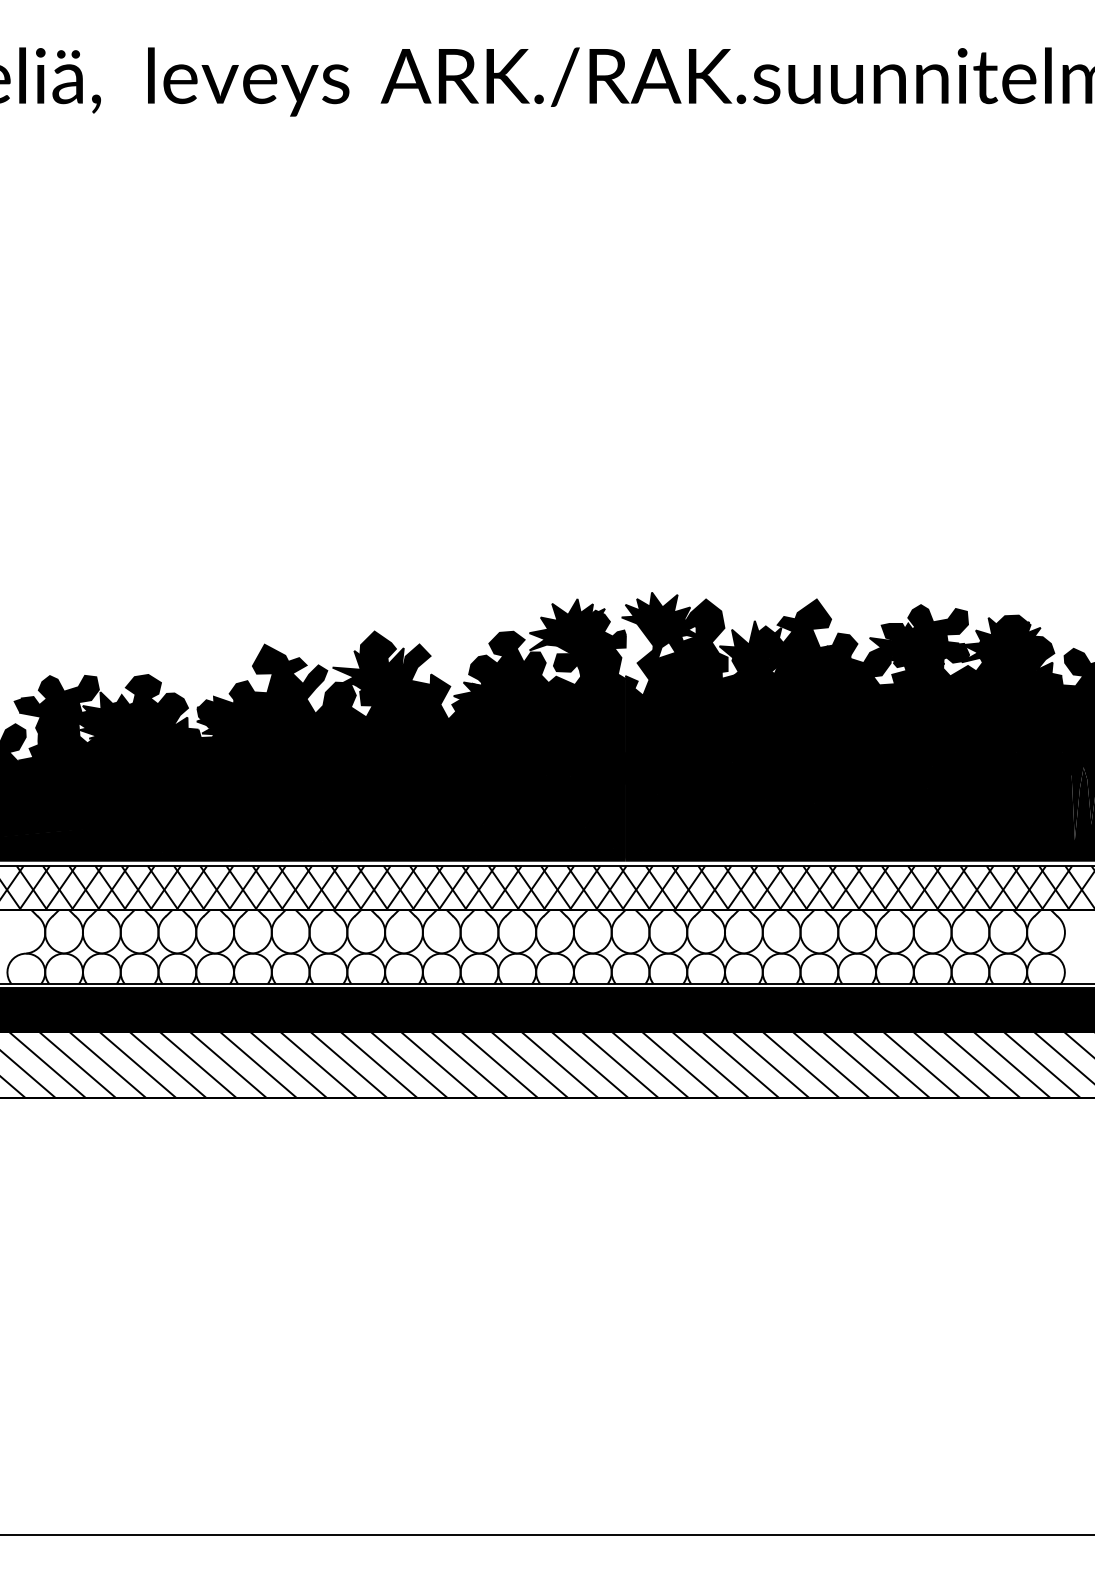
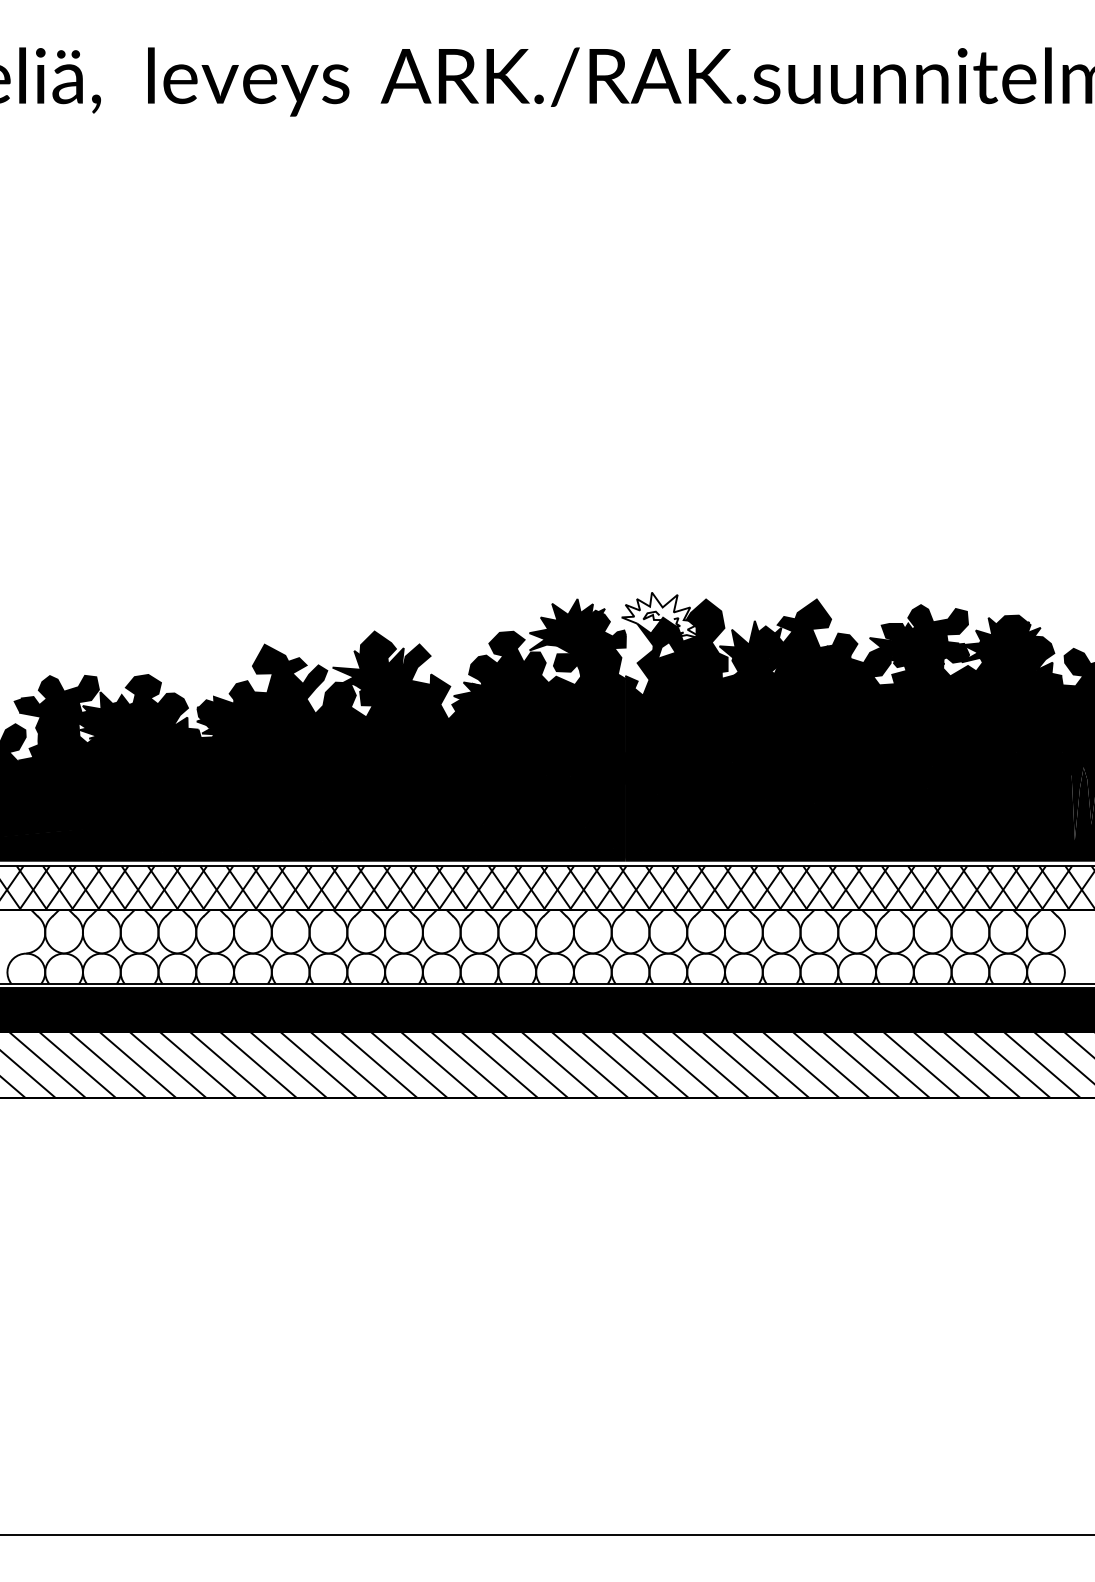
fill: present -> none (662, 615)
